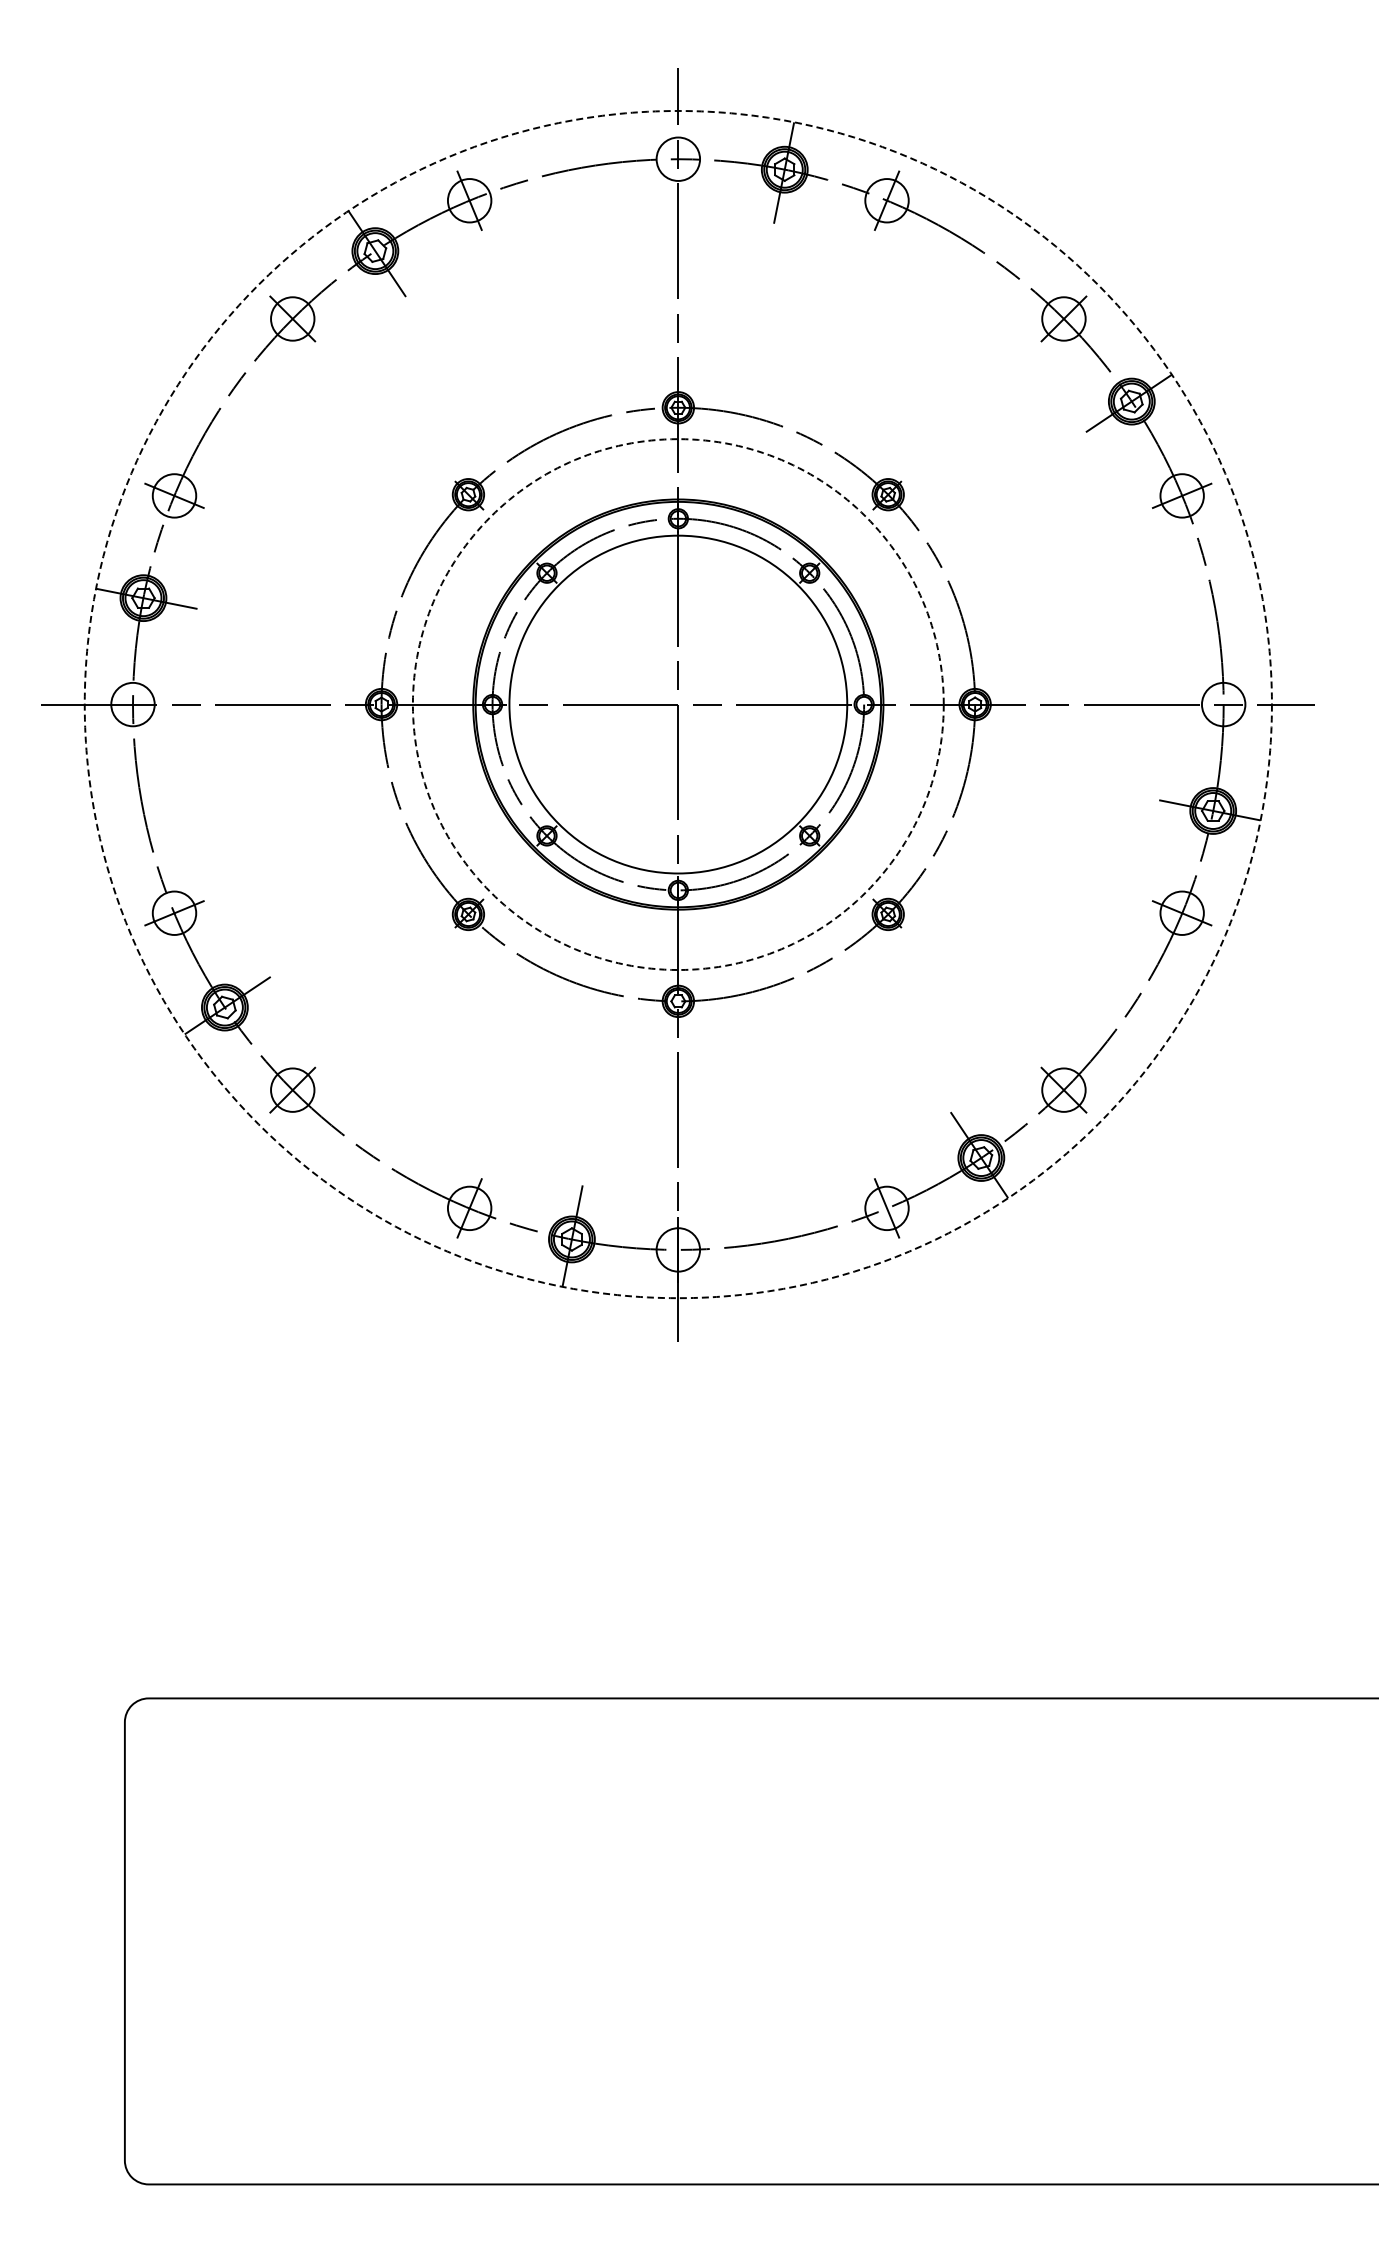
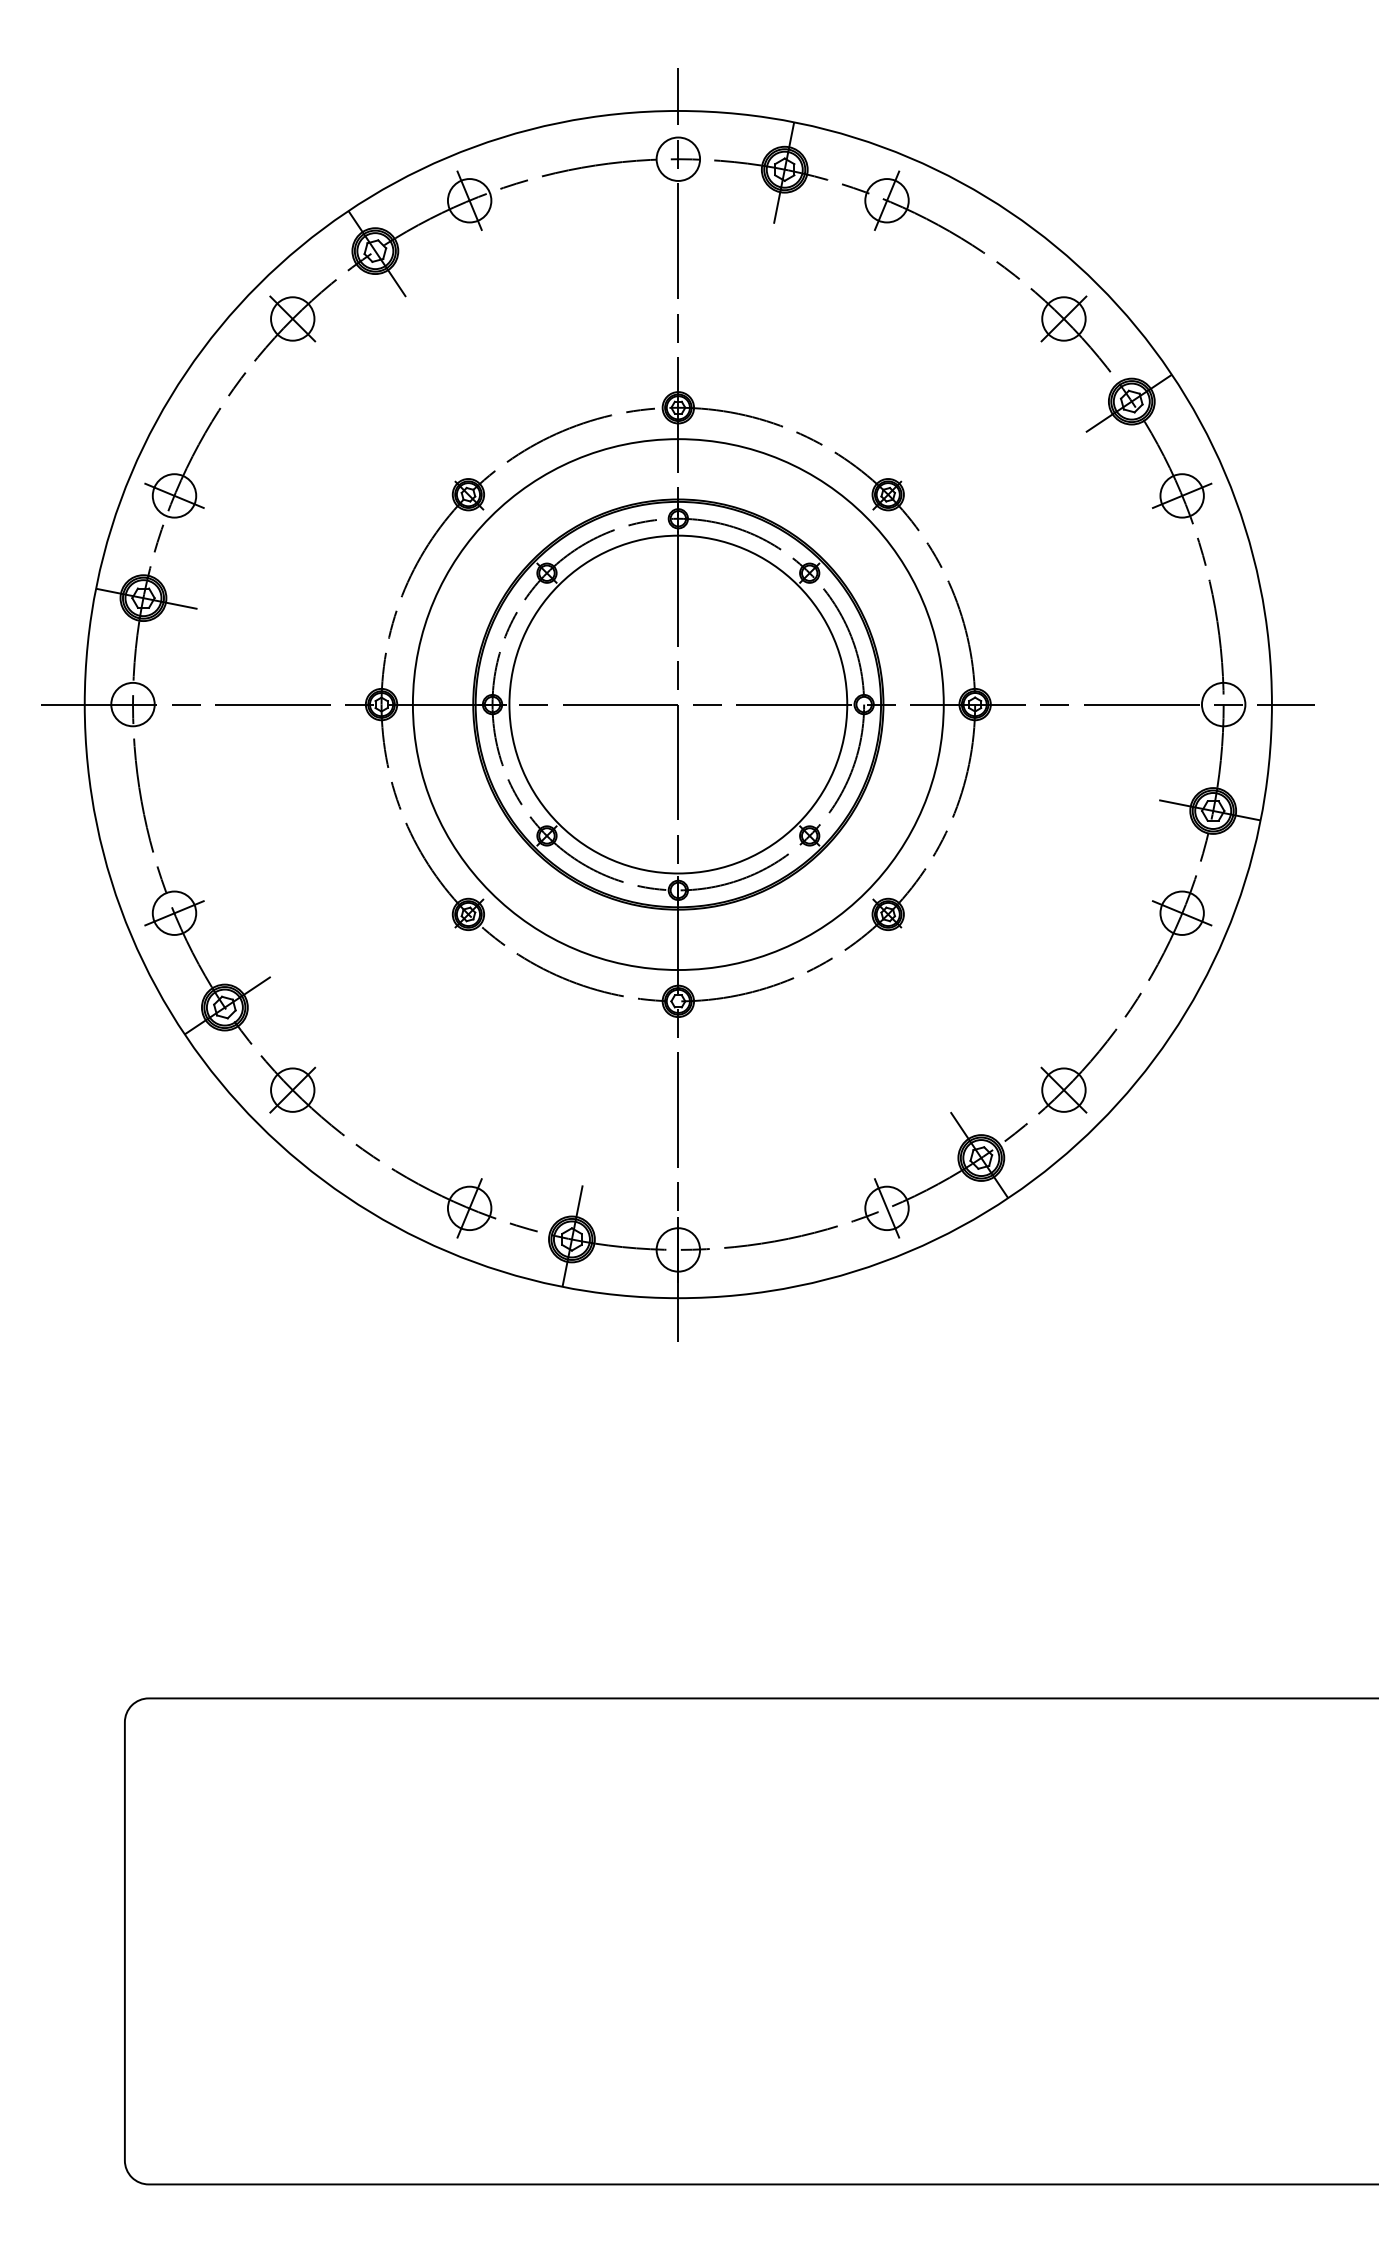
circle: dashed -> solid (677, 704)
circle: dashed -> solid (677, 704)
